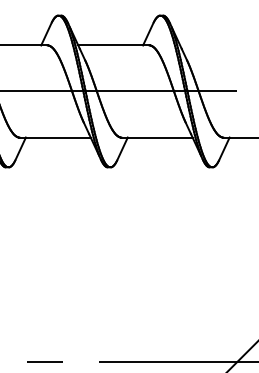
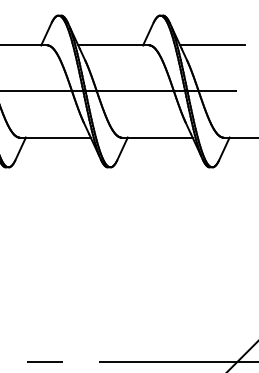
line: none -> present (212, 45)
